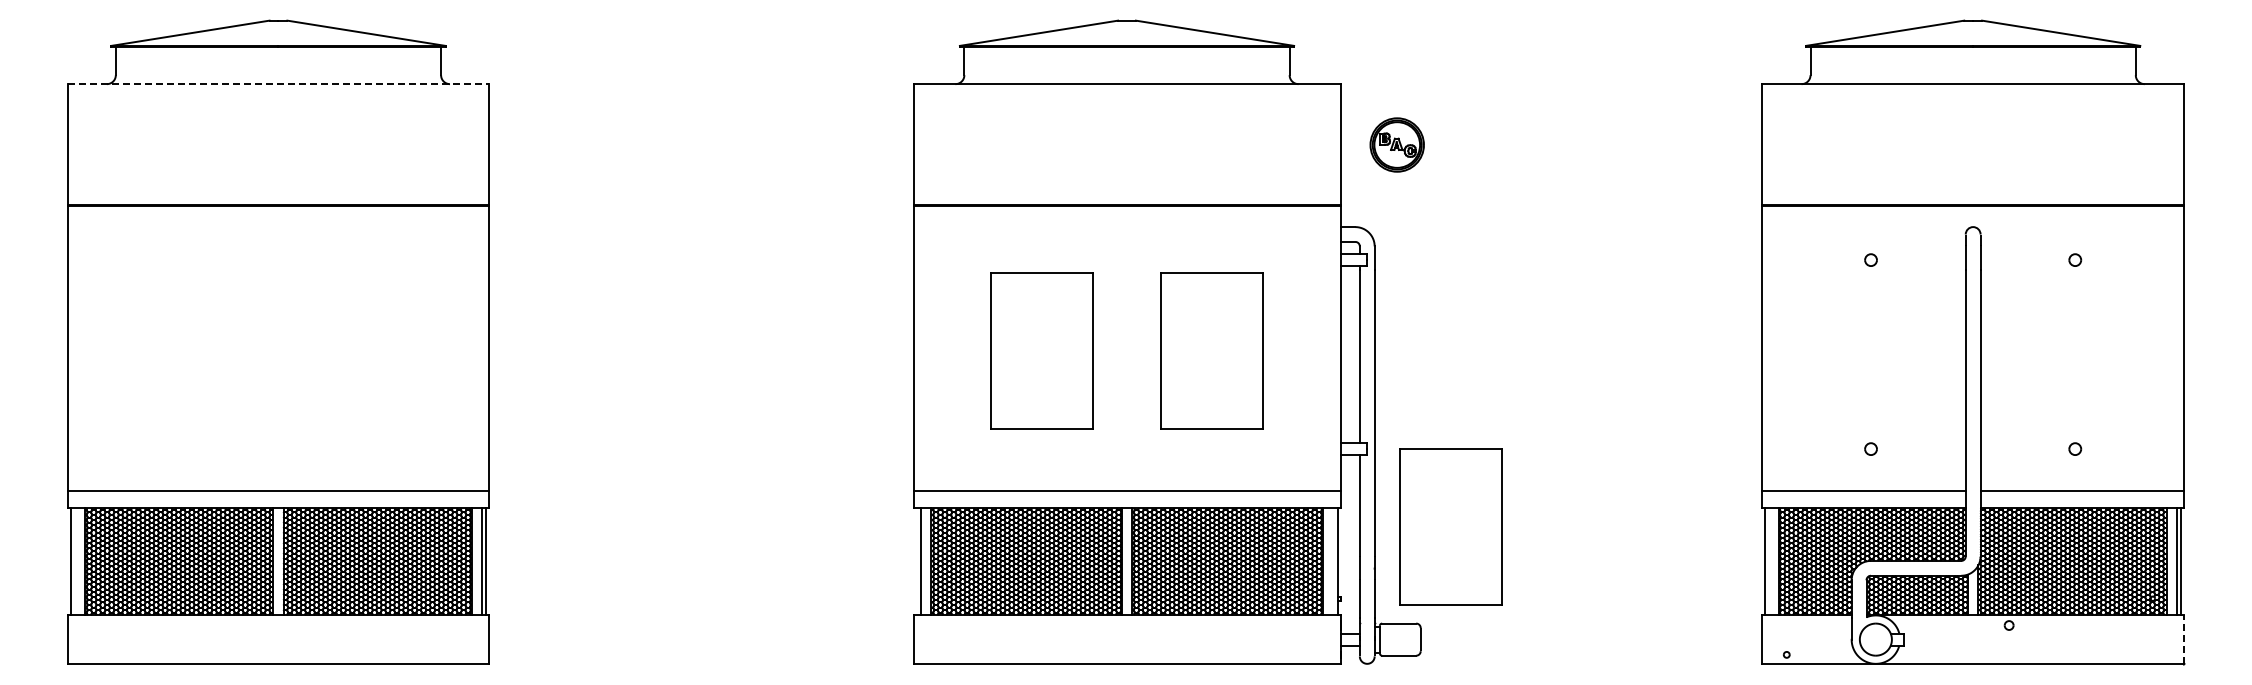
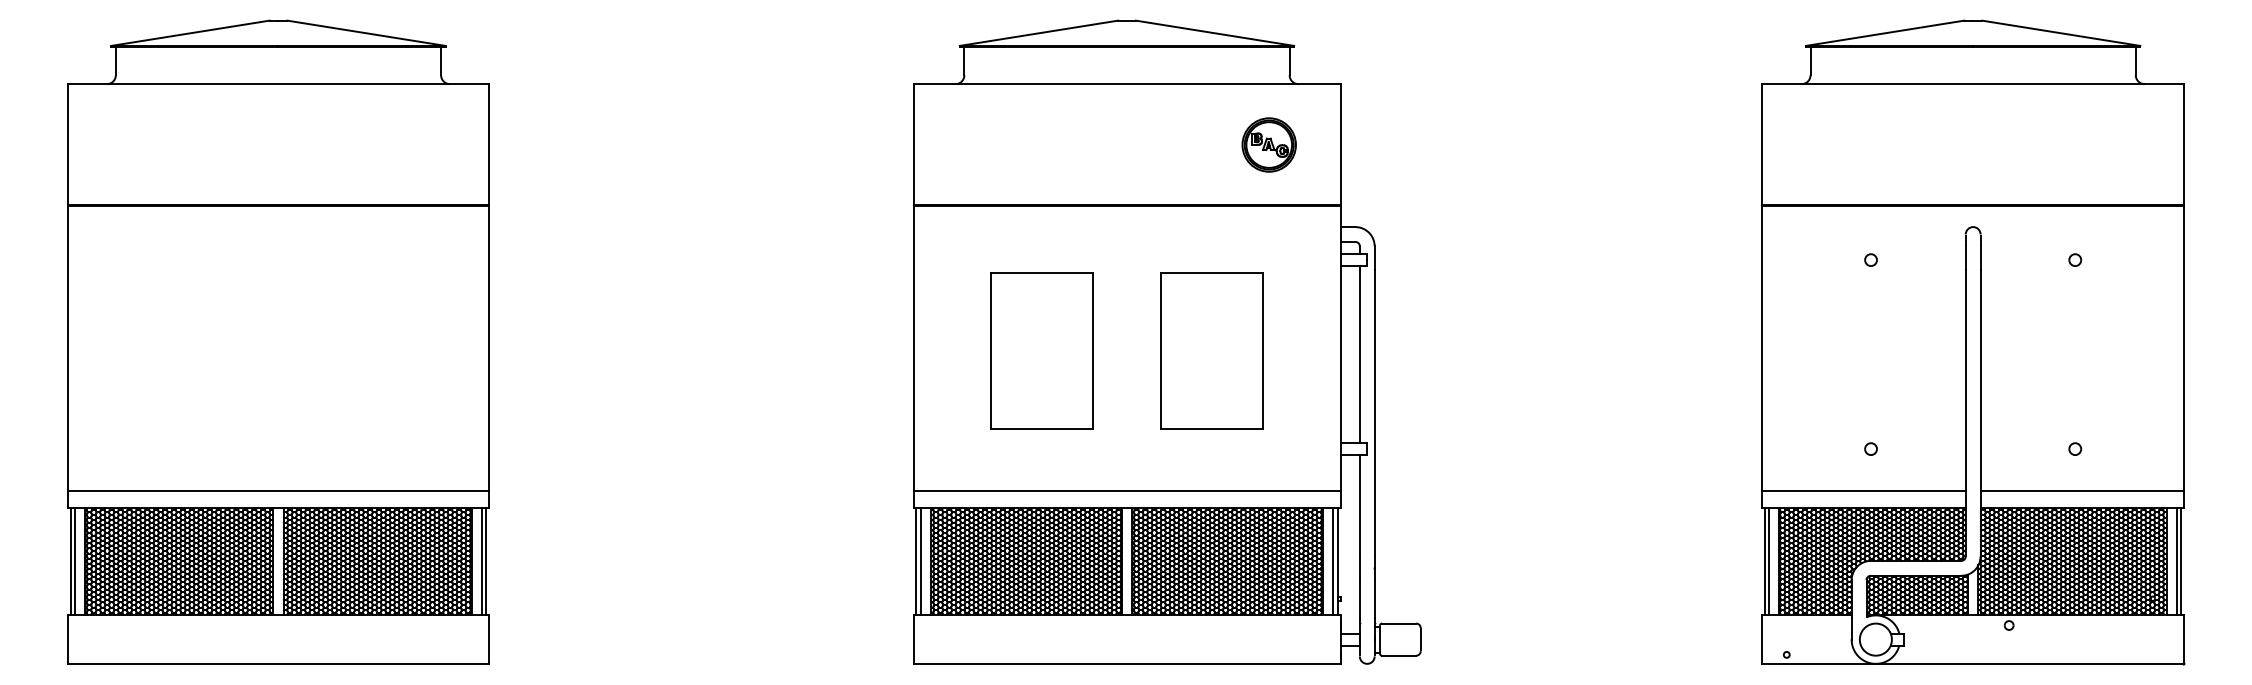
line: dashed -> solid (278, 84)
part position: (1396, 144) -> (1268, 144) (1268, 144)
part: present -> none (1450, 526)
line: none -> present (74, 561)
line: none -> present (916, 561)
line: none -> present (1333, 561)
line: none -> present (1769, 561)
line: dashed -> solid (2184, 639)
